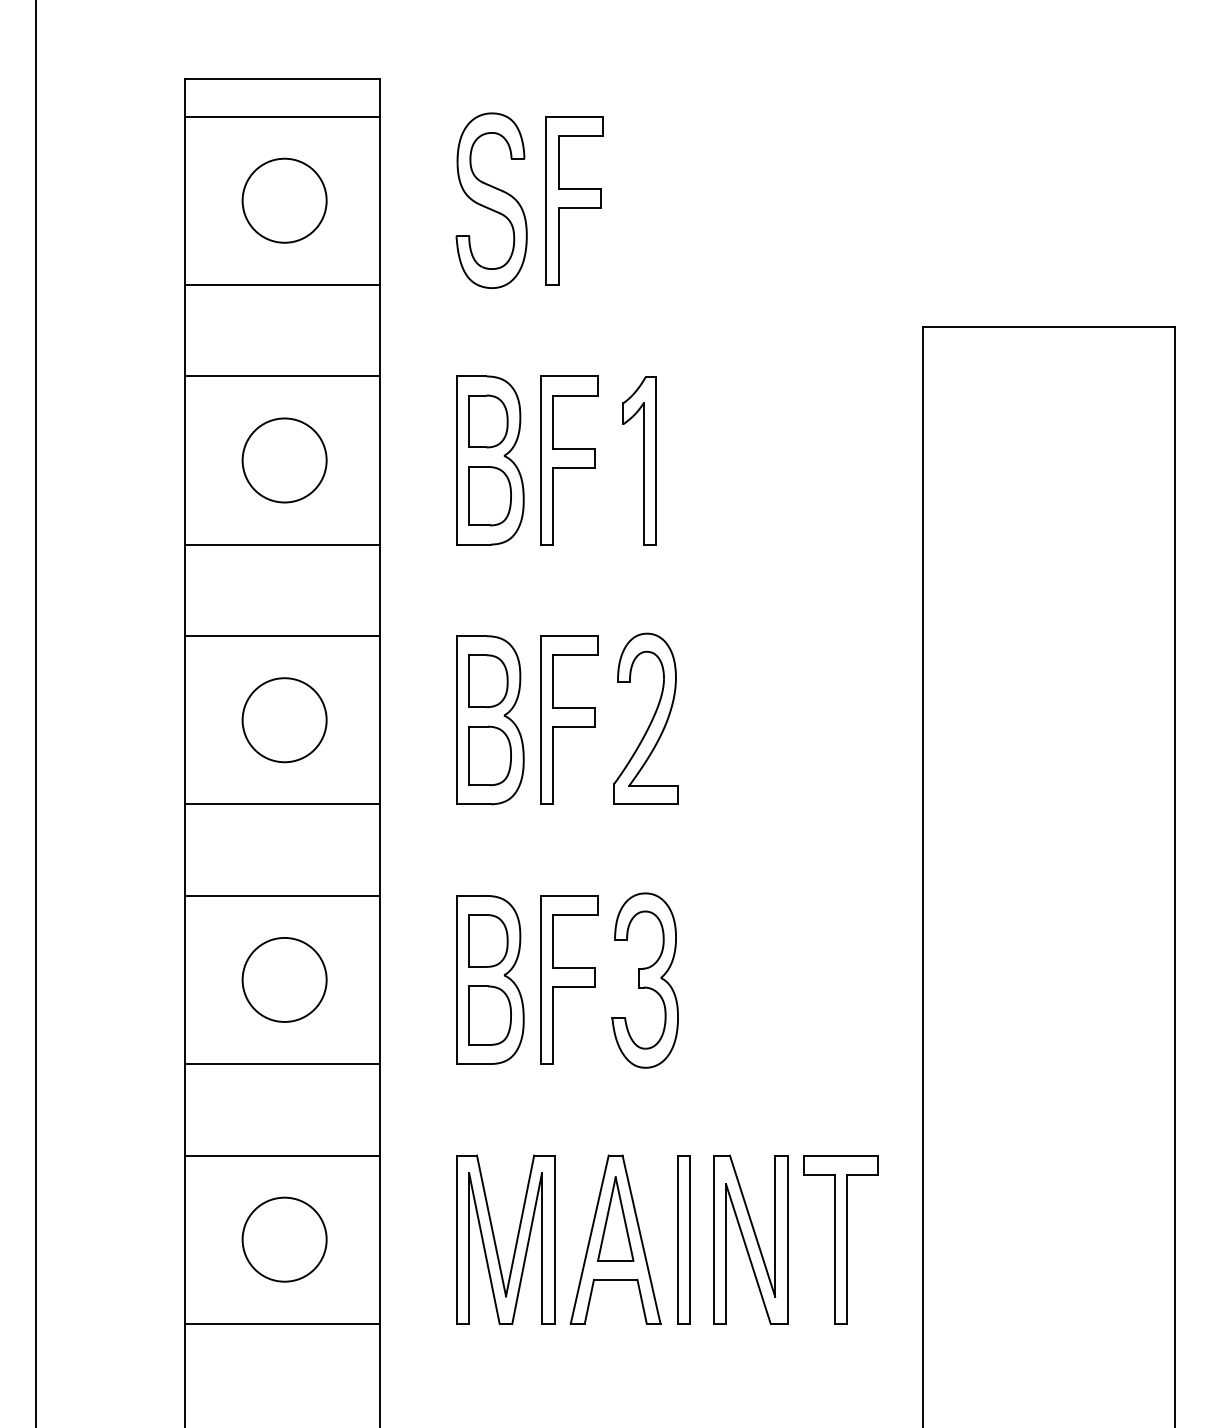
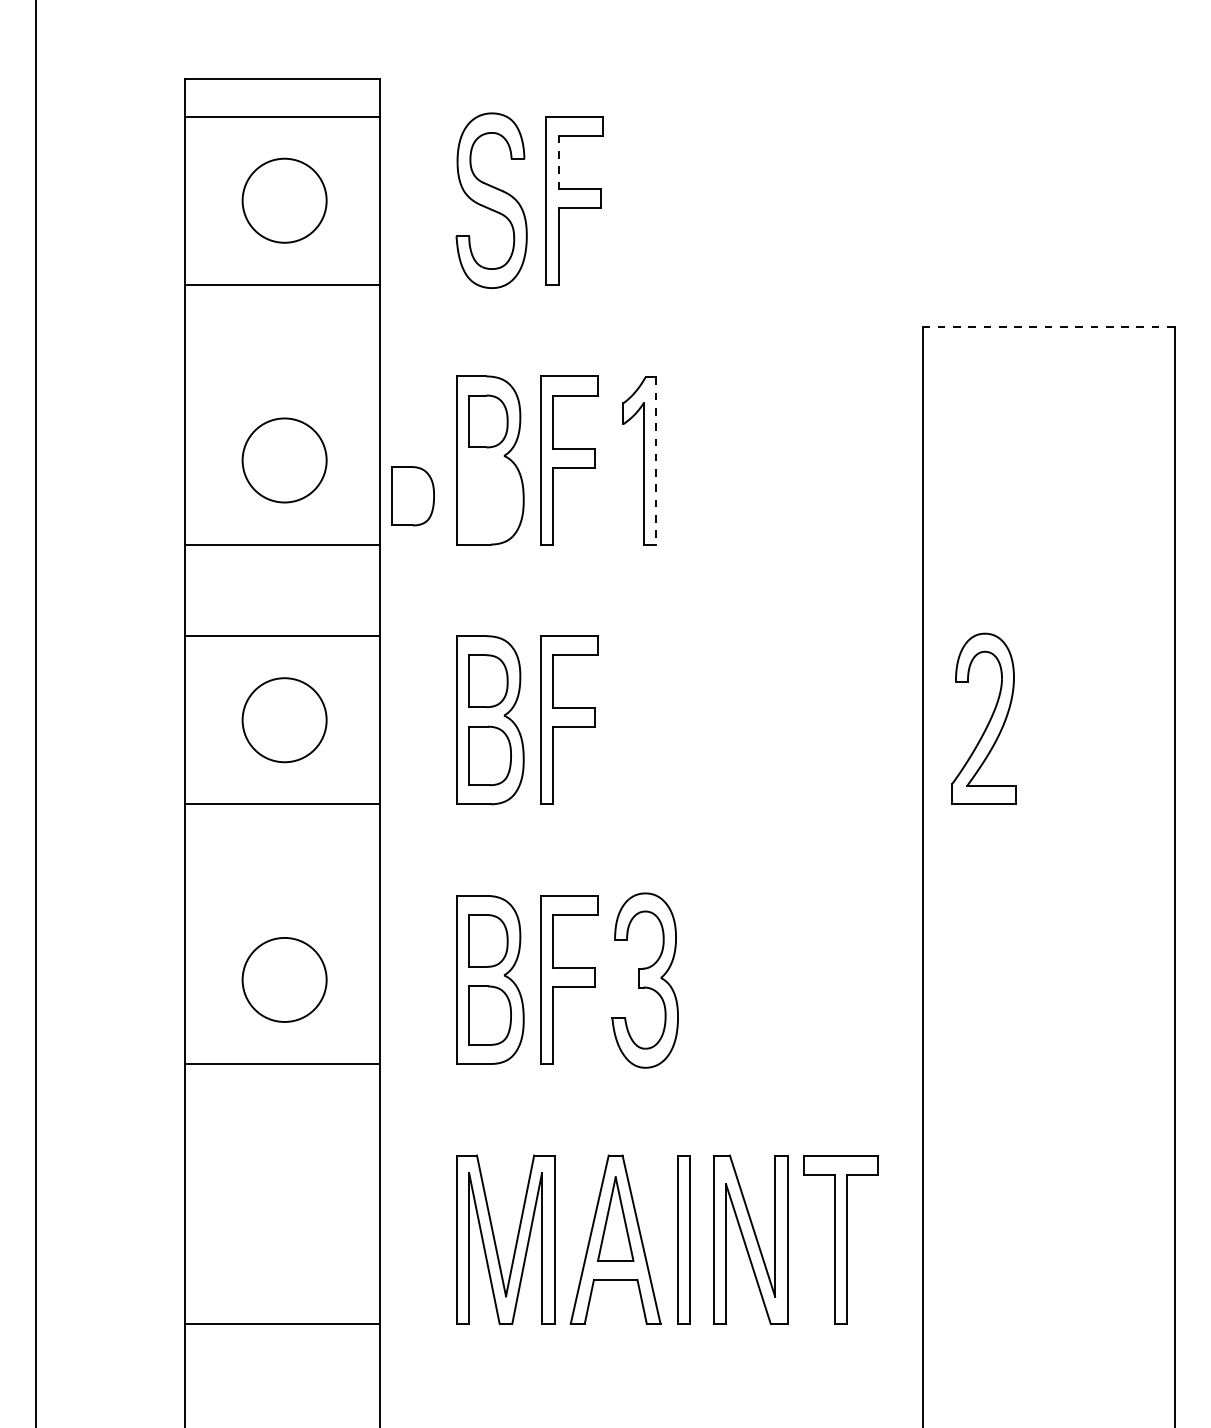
line: solid -> dashed (558, 162)
line: solid -> dashed (1049, 326)
line: present -> none (282, 376)
line: solid -> dashed (656, 460)
part position: (489, 496) -> (412, 496) (412, 496)
part position: (645, 718) -> (983, 718) (983, 718)
line: present -> none (282, 895)
line: present -> none (282, 1155)
circle: present -> none (284, 1239)
